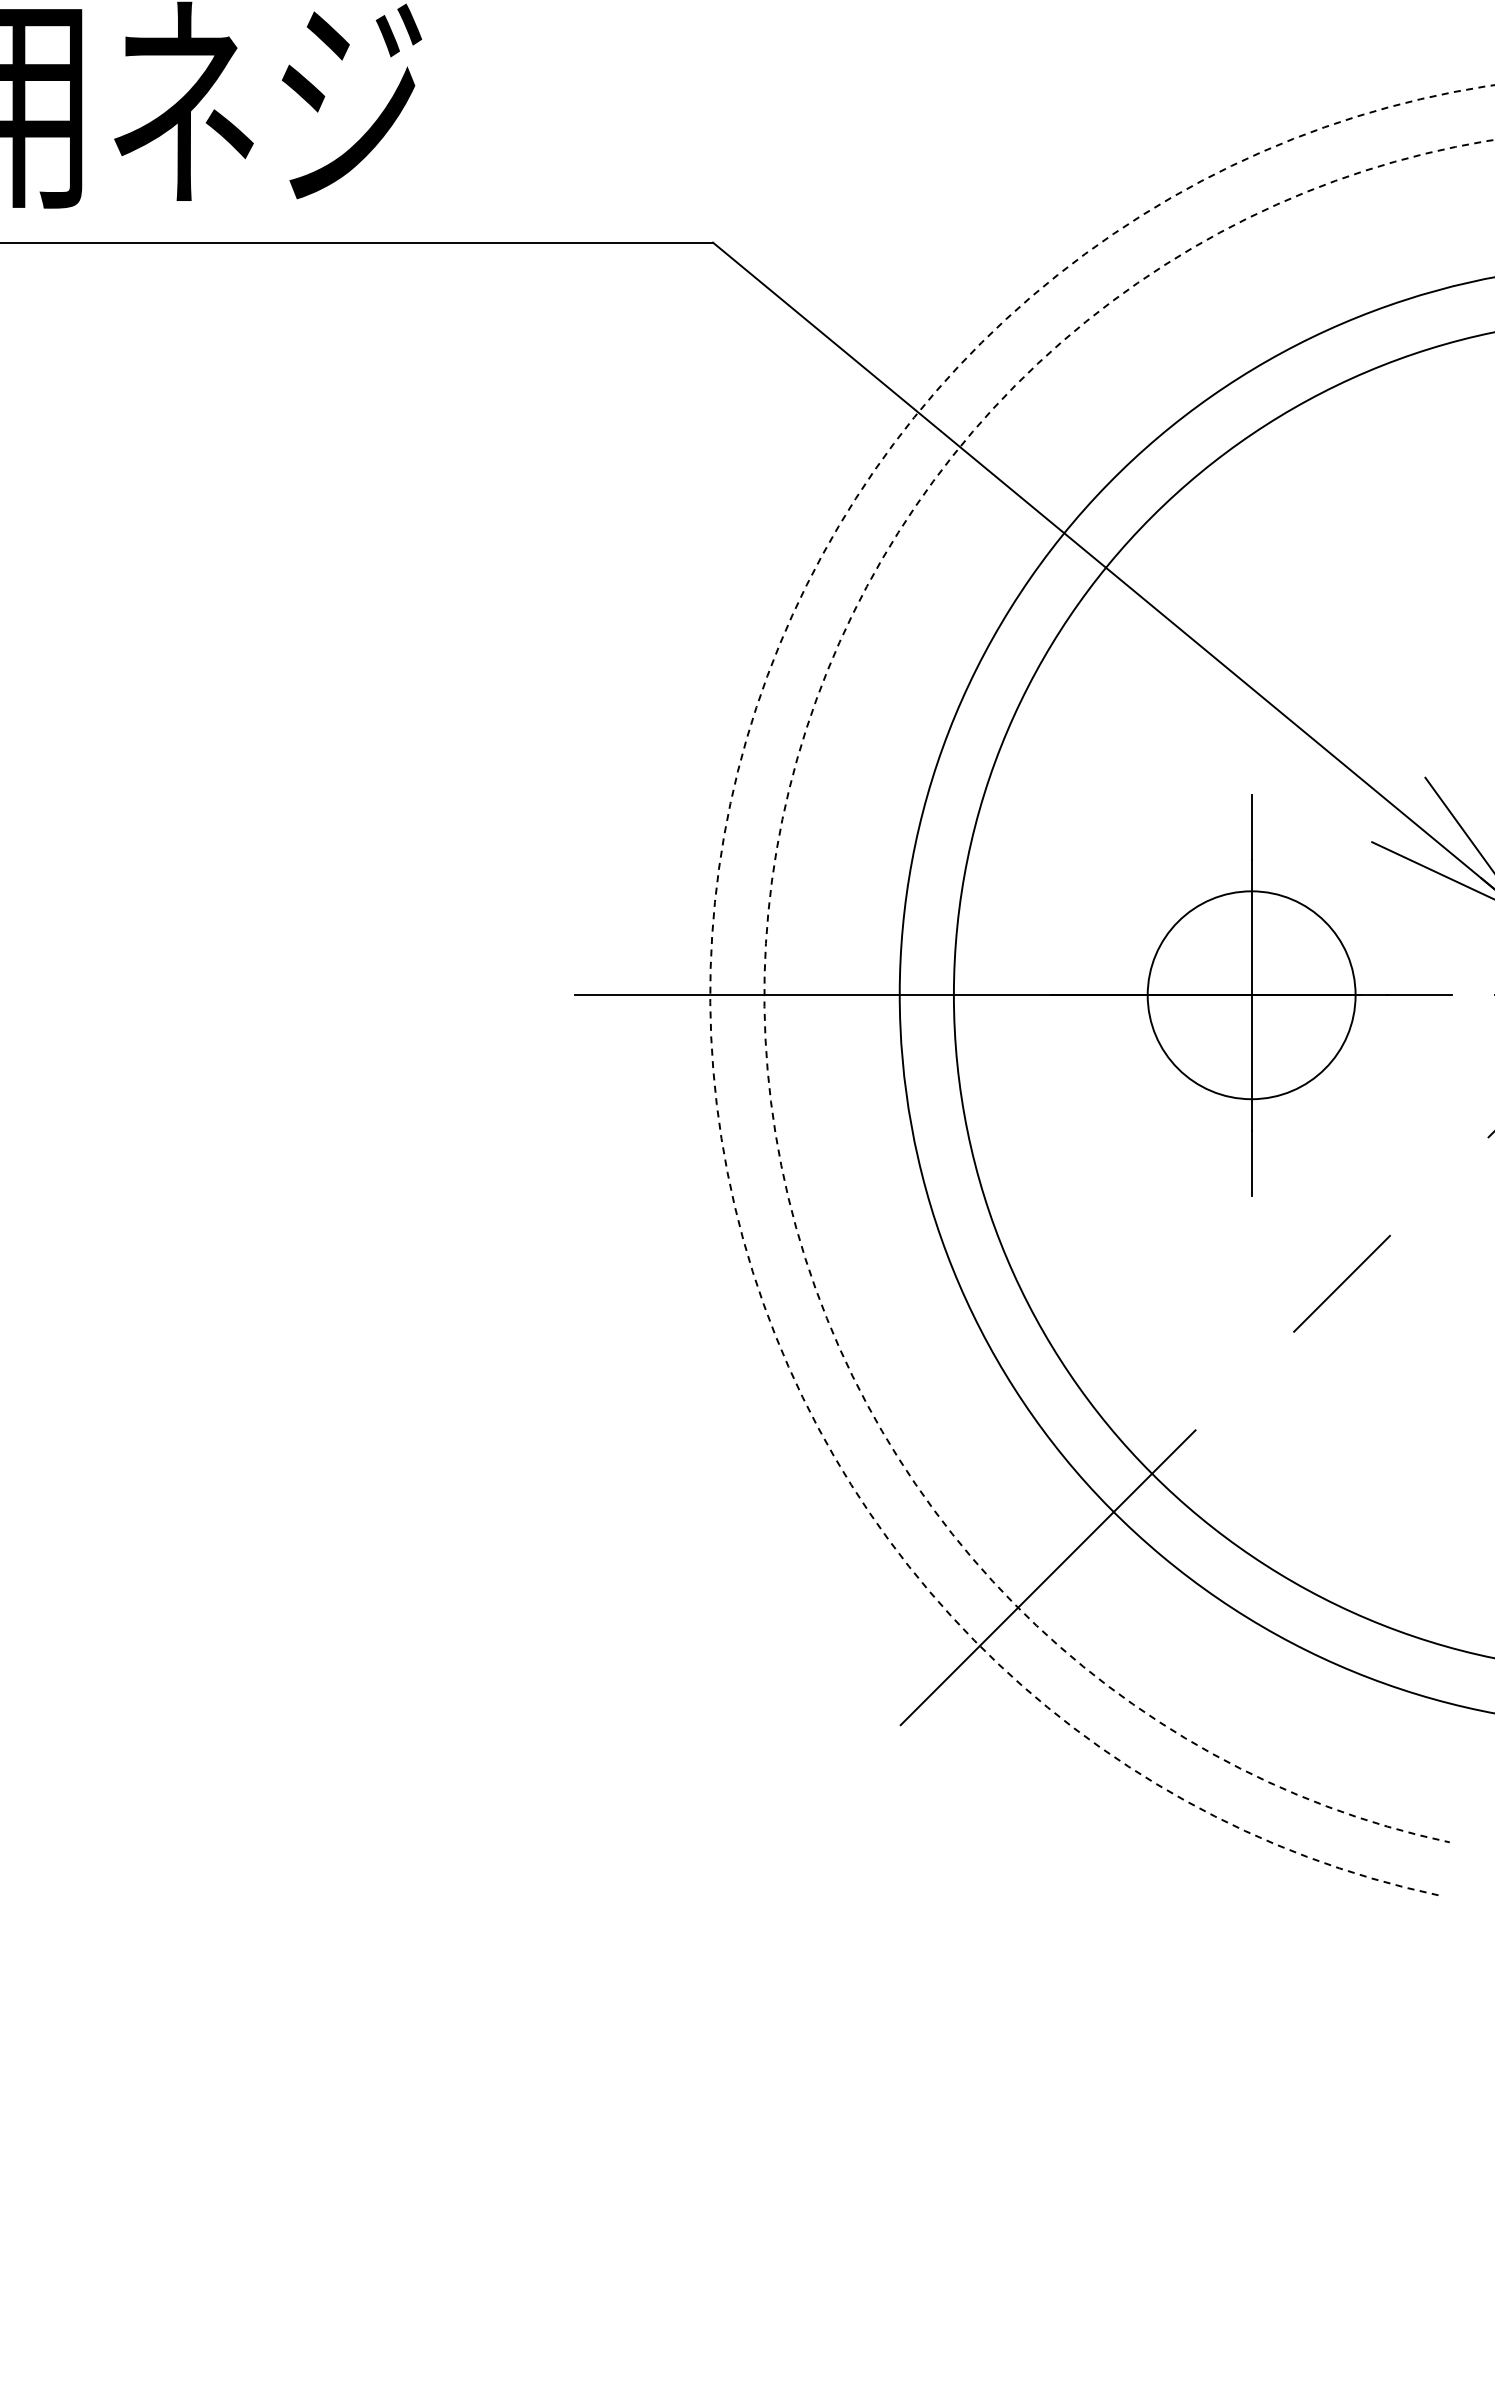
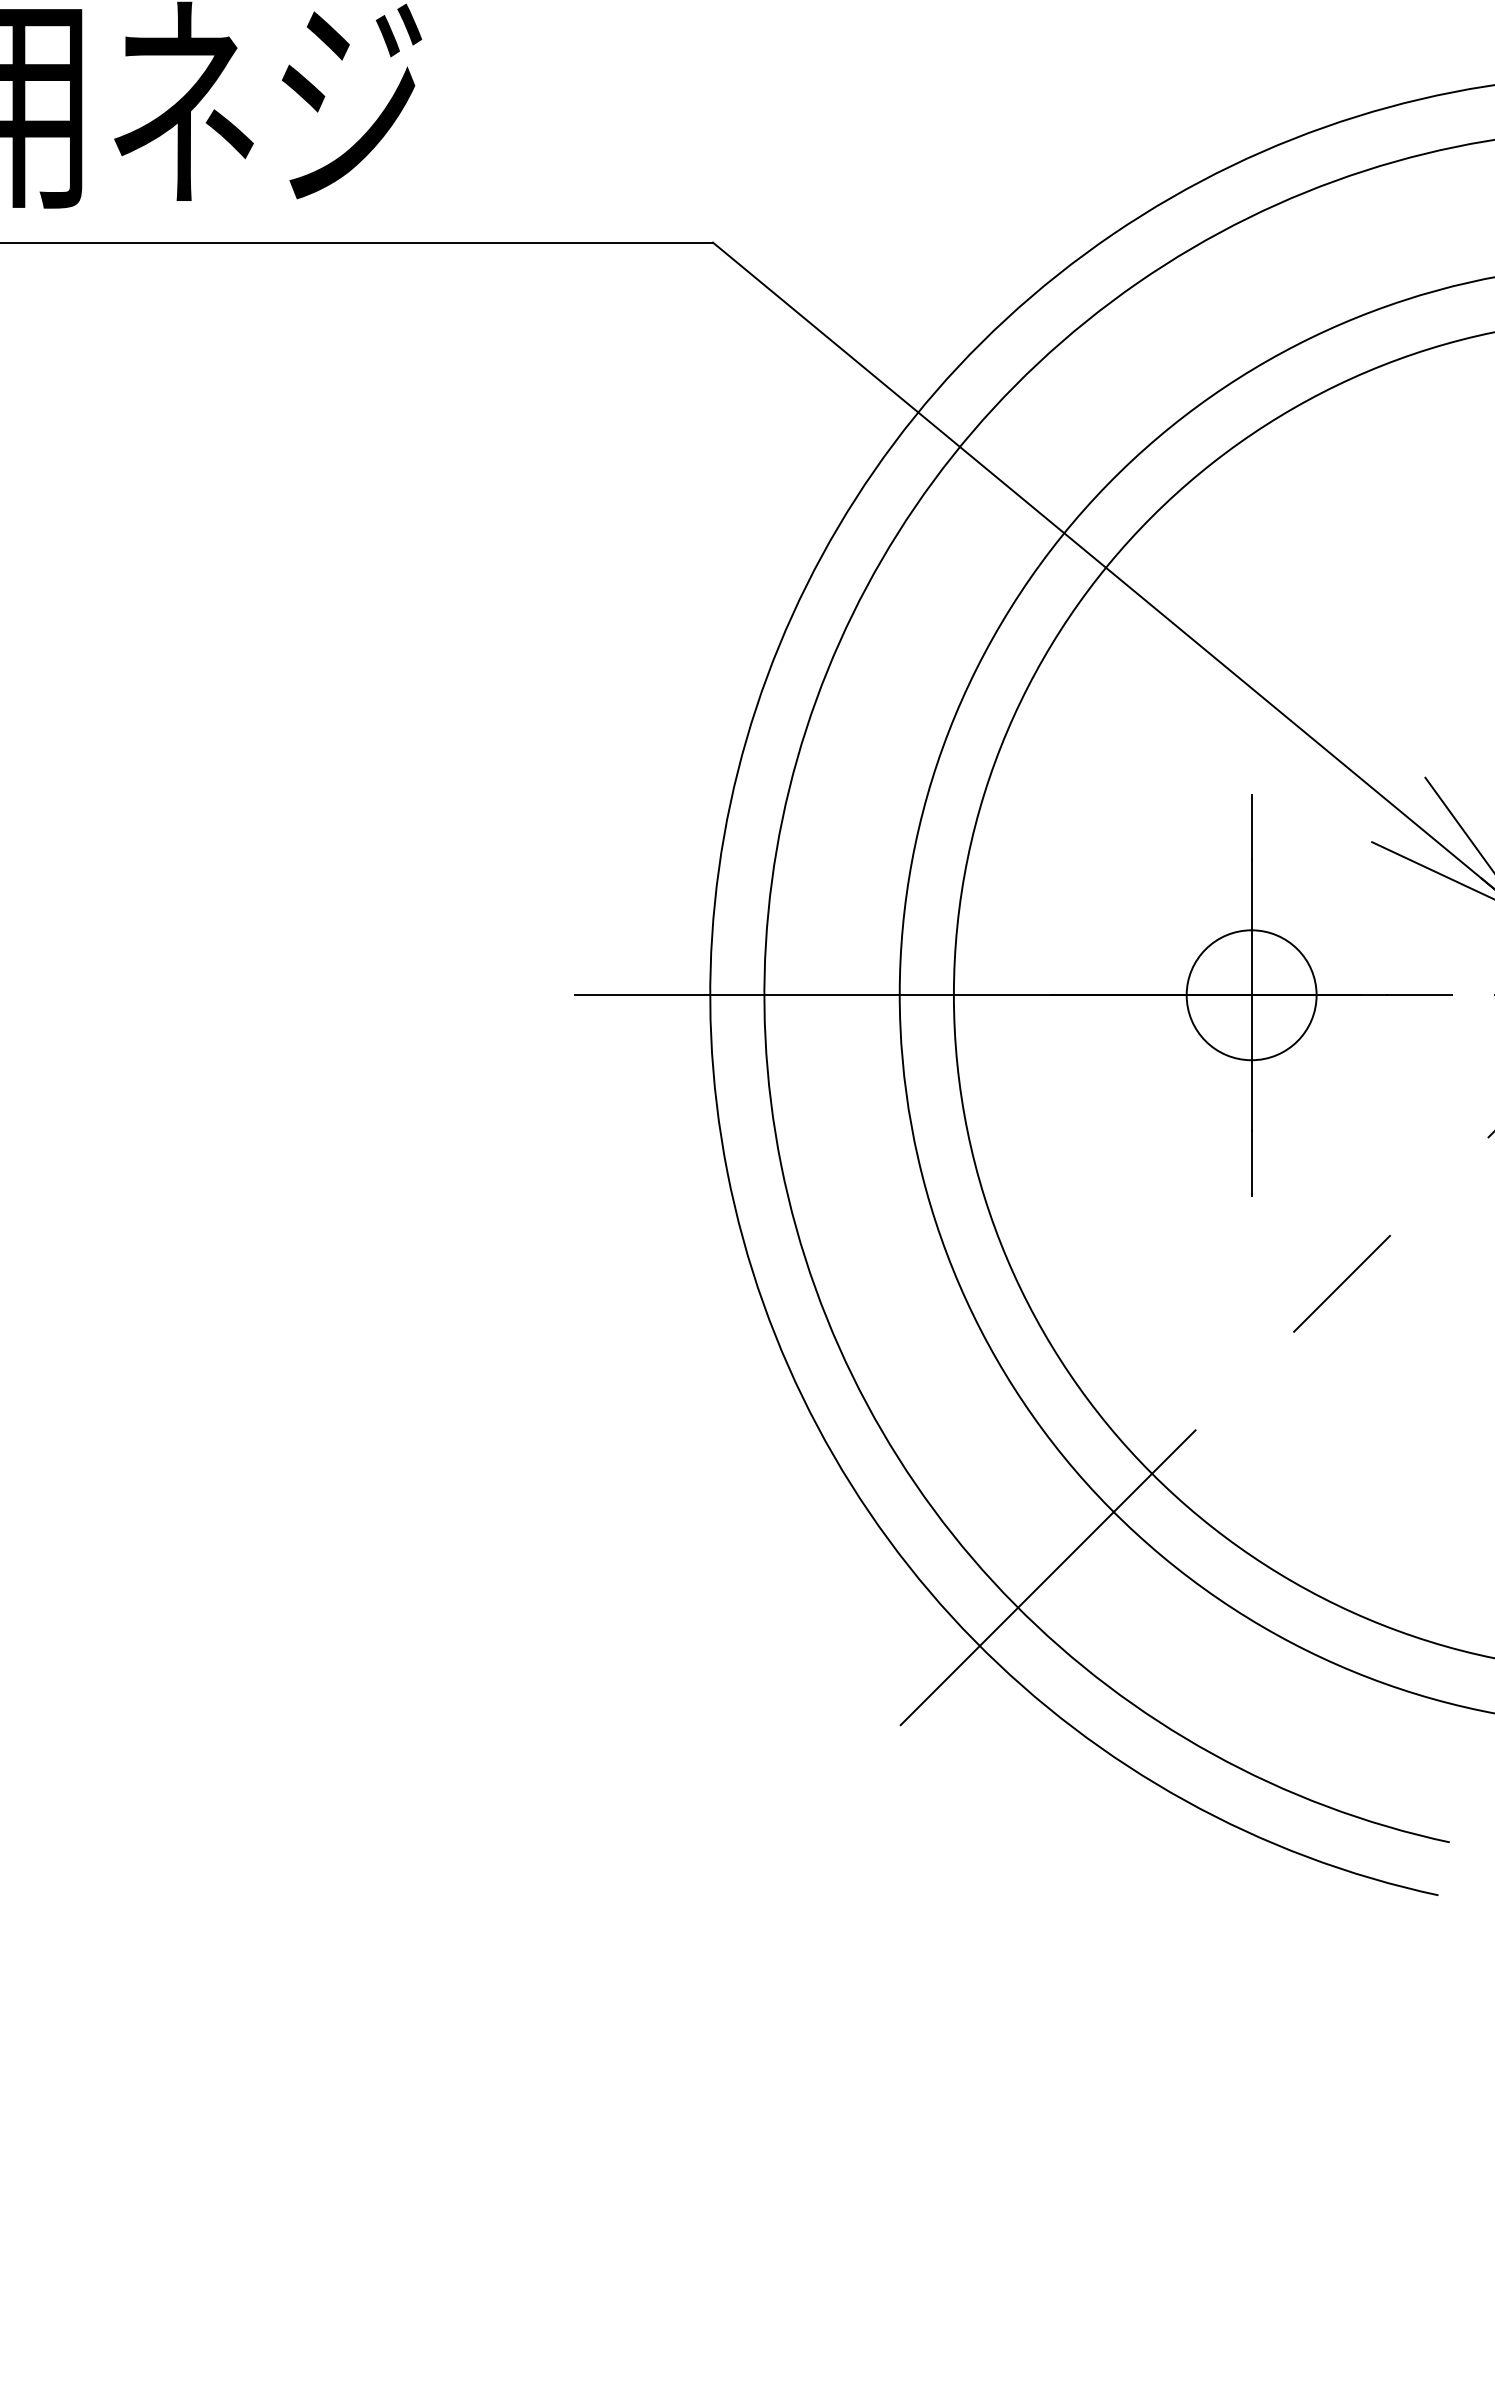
arc: dashed -> solid (710, 966)
arc: dashed -> solid (764, 971)
circle diameter: 208 px -> 130 px (1251, 995)
